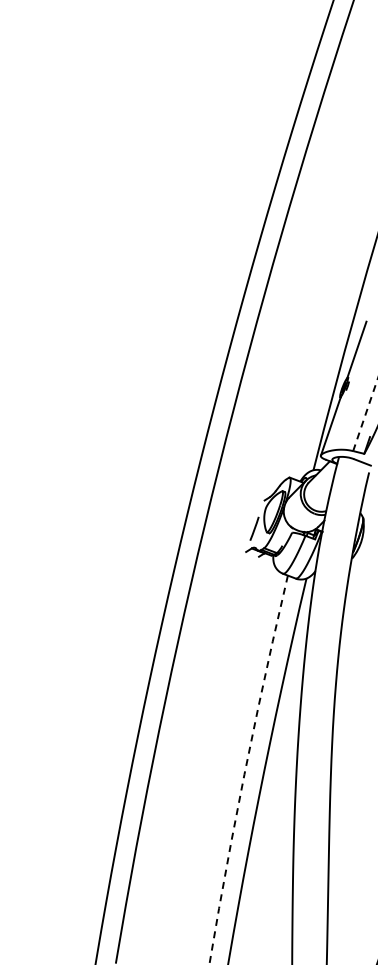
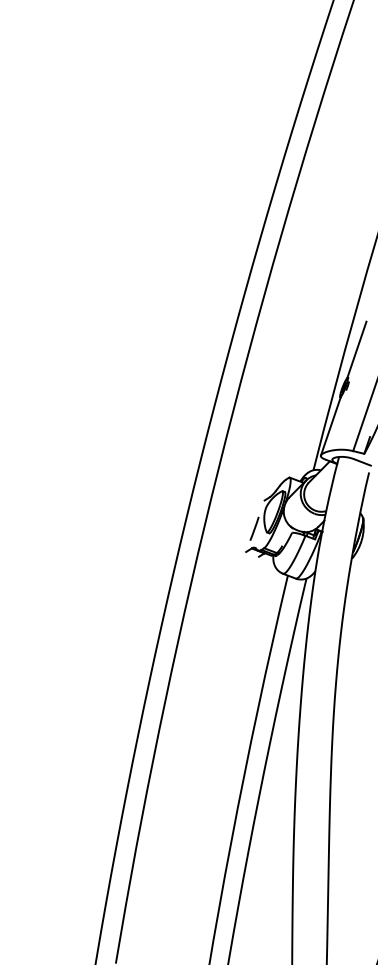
line: dashed -> solid (365, 414)
arc: dashed -> solid (245, 769)
